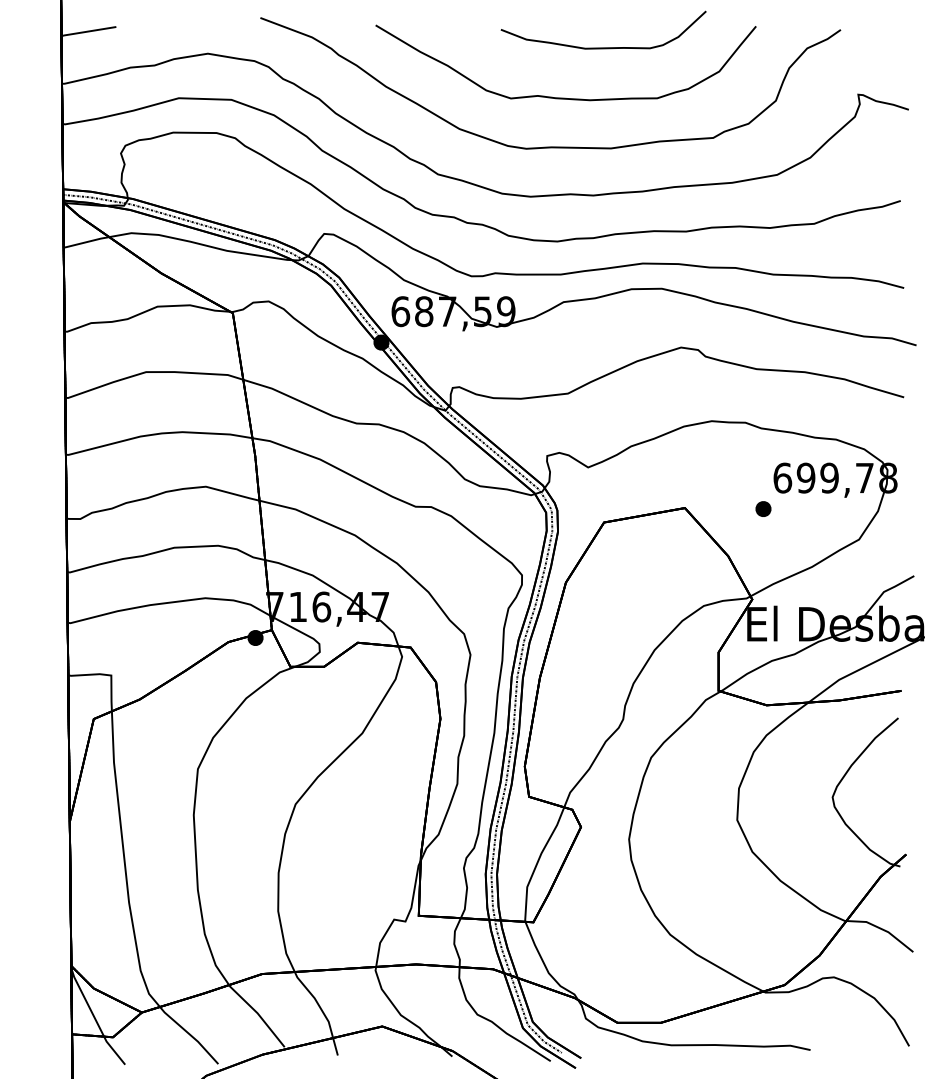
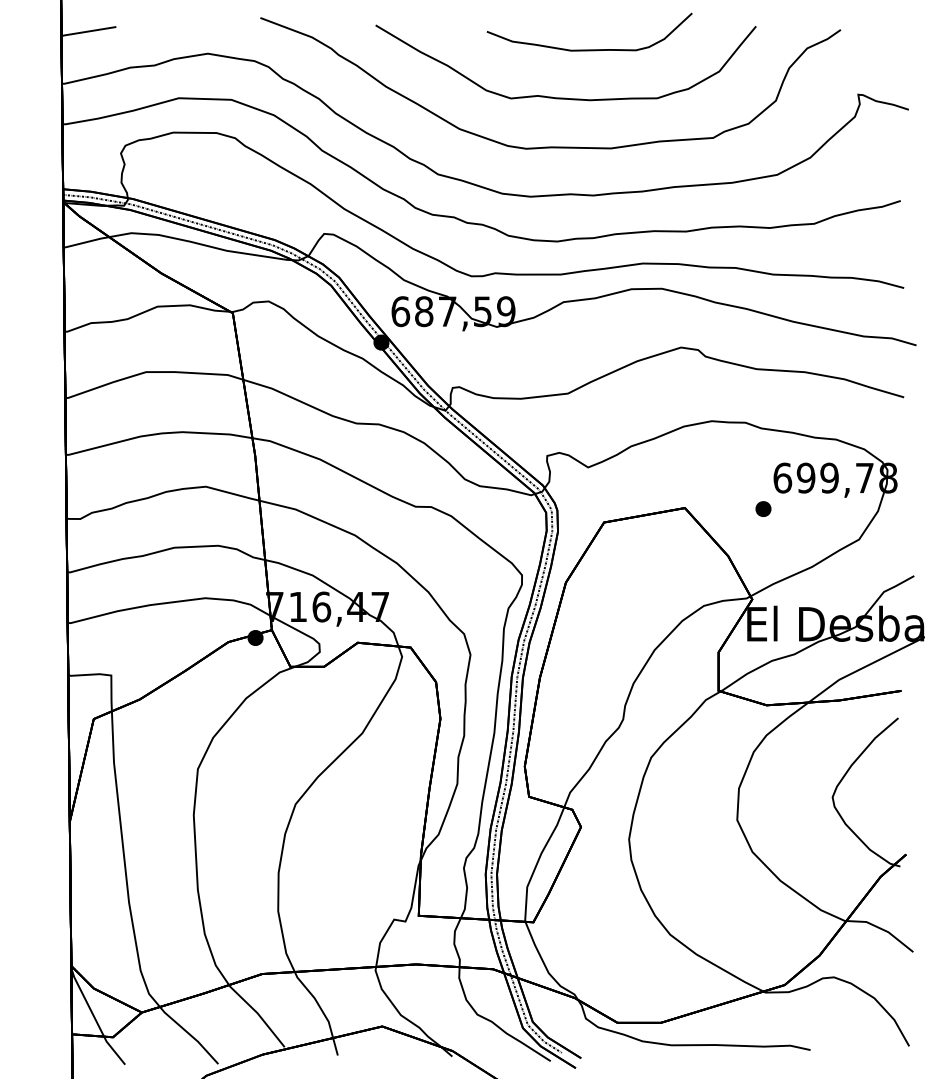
part position: (603, 47) -> (589, 49) (589, 49)
